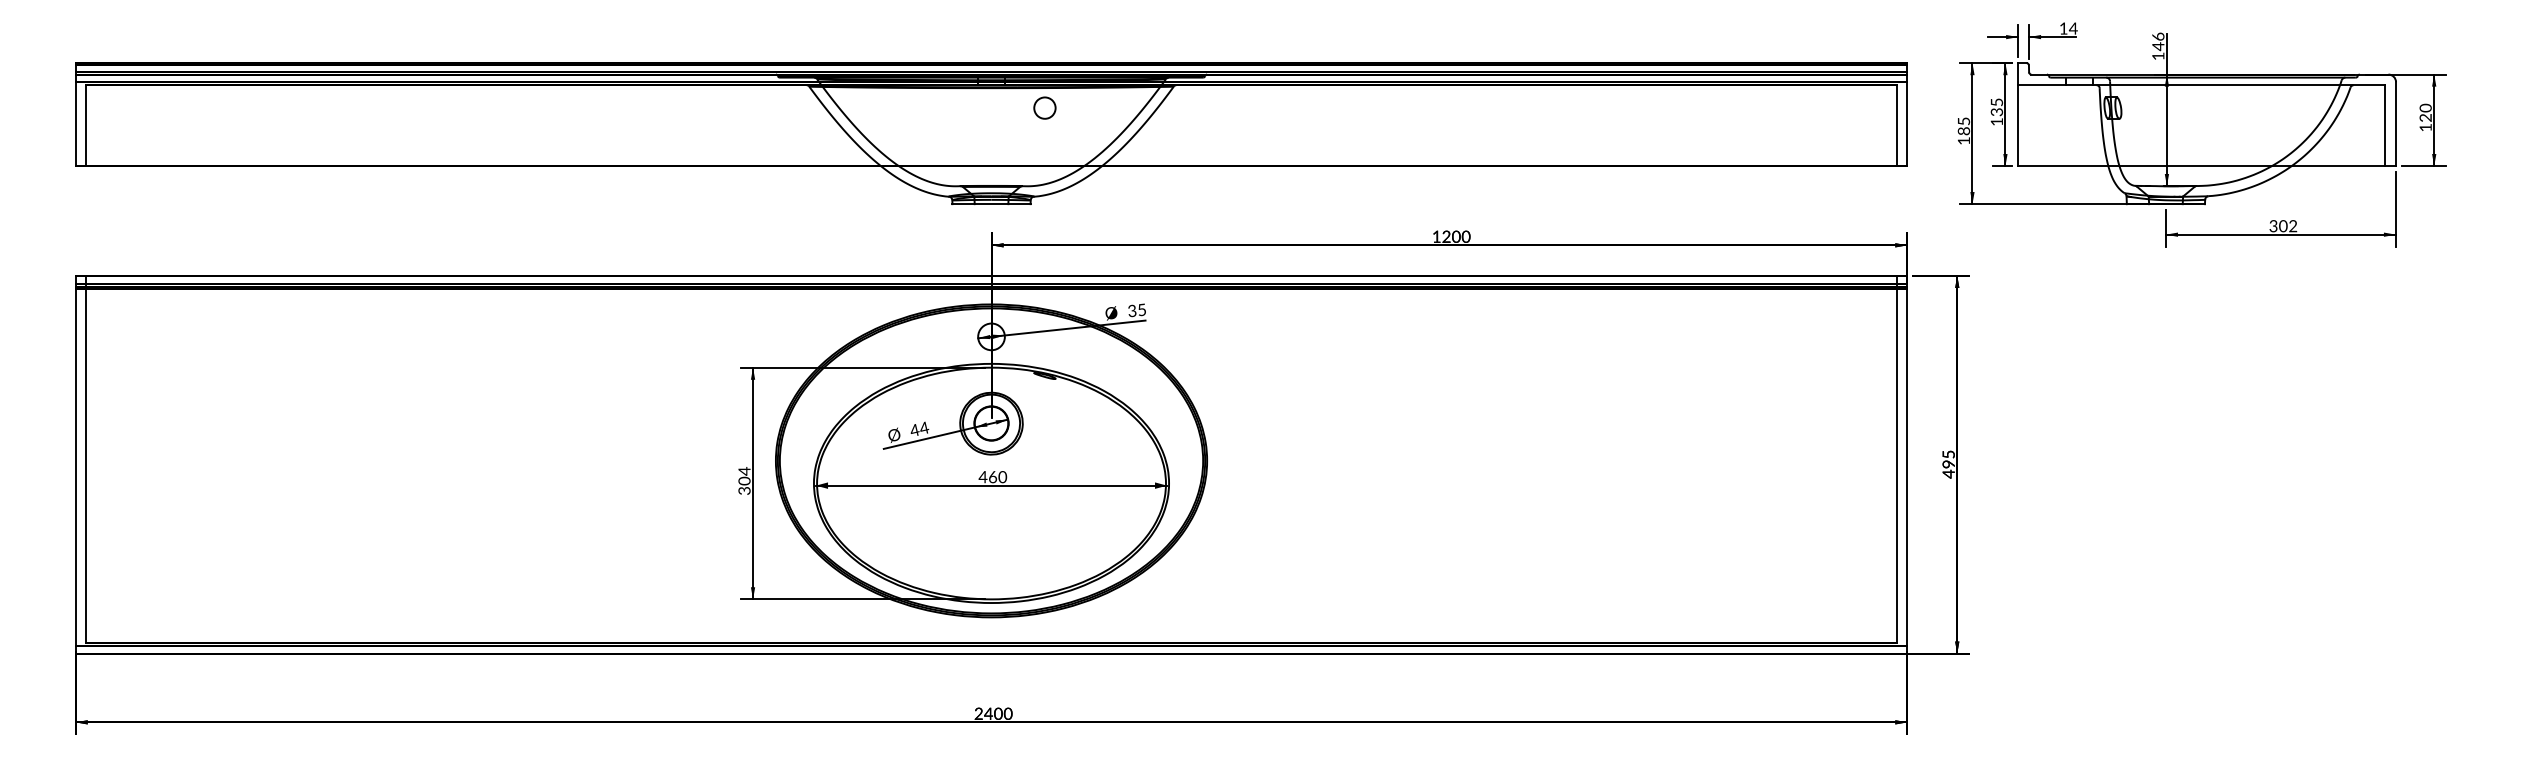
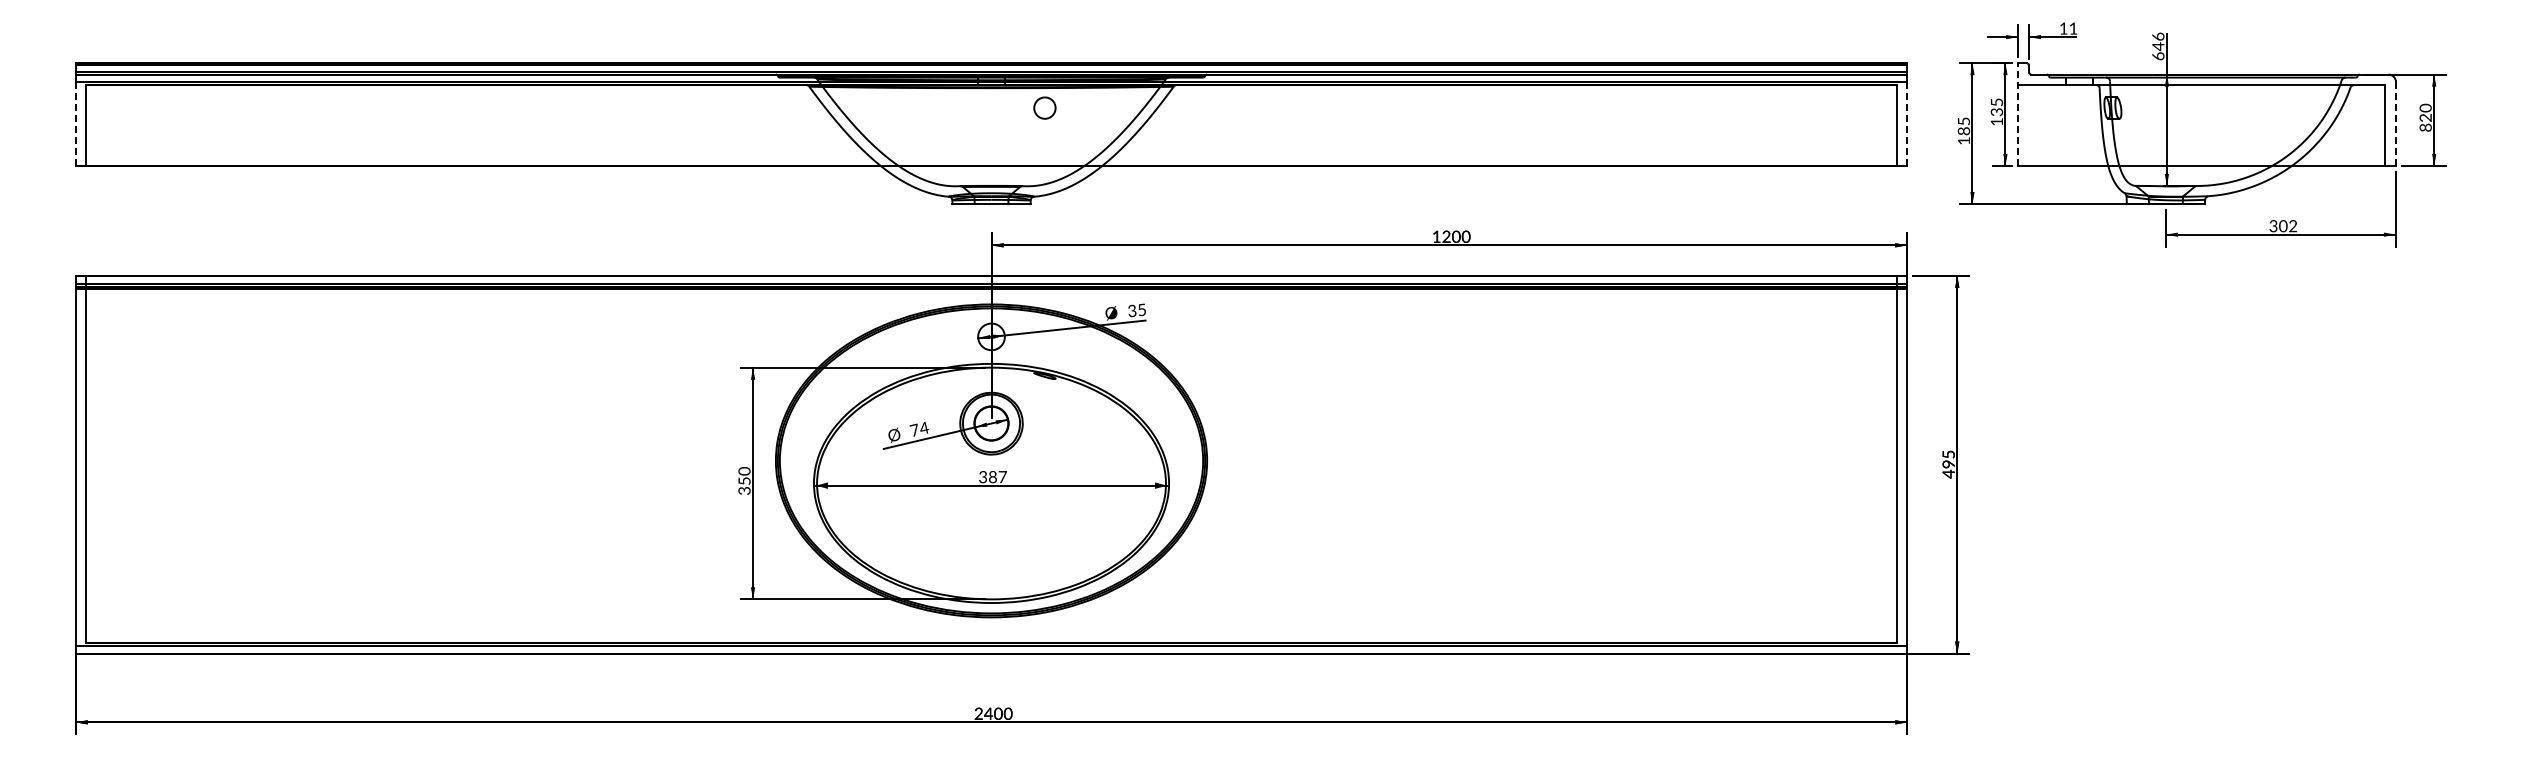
text: 14 -> 11 (2072, 28)
text: 146 -> 646 (2158, 56)
line: solid -> dashed (2018, 114)
line: solid -> dashed (75, 124)
line: solid -> dashed (1907, 124)
line: solid -> dashed (2396, 124)
text: 120 -> 820 (2425, 127)
text: 44 -> 74 (914, 429)
text: 304 -> 350 (744, 476)
text: 460 -> 387 (992, 477)
